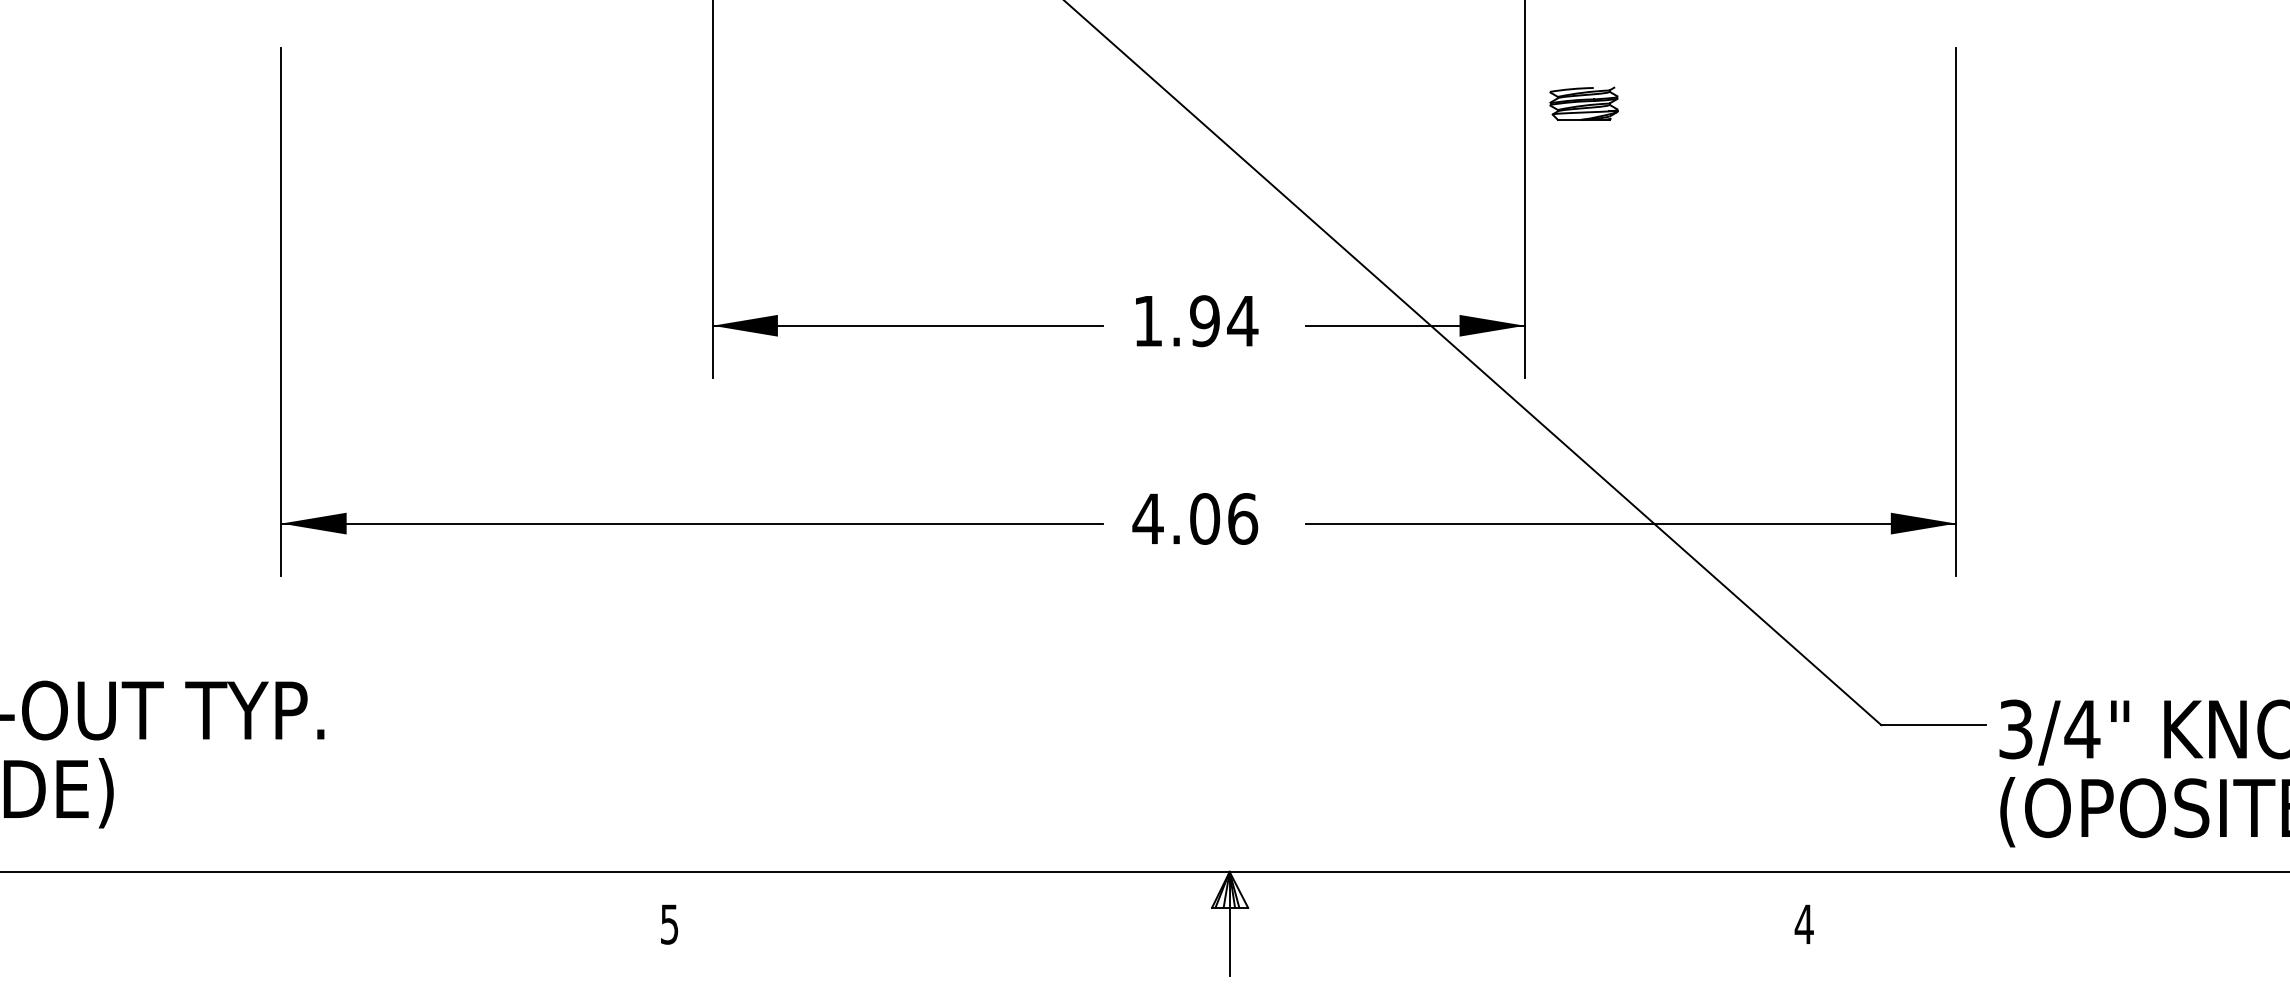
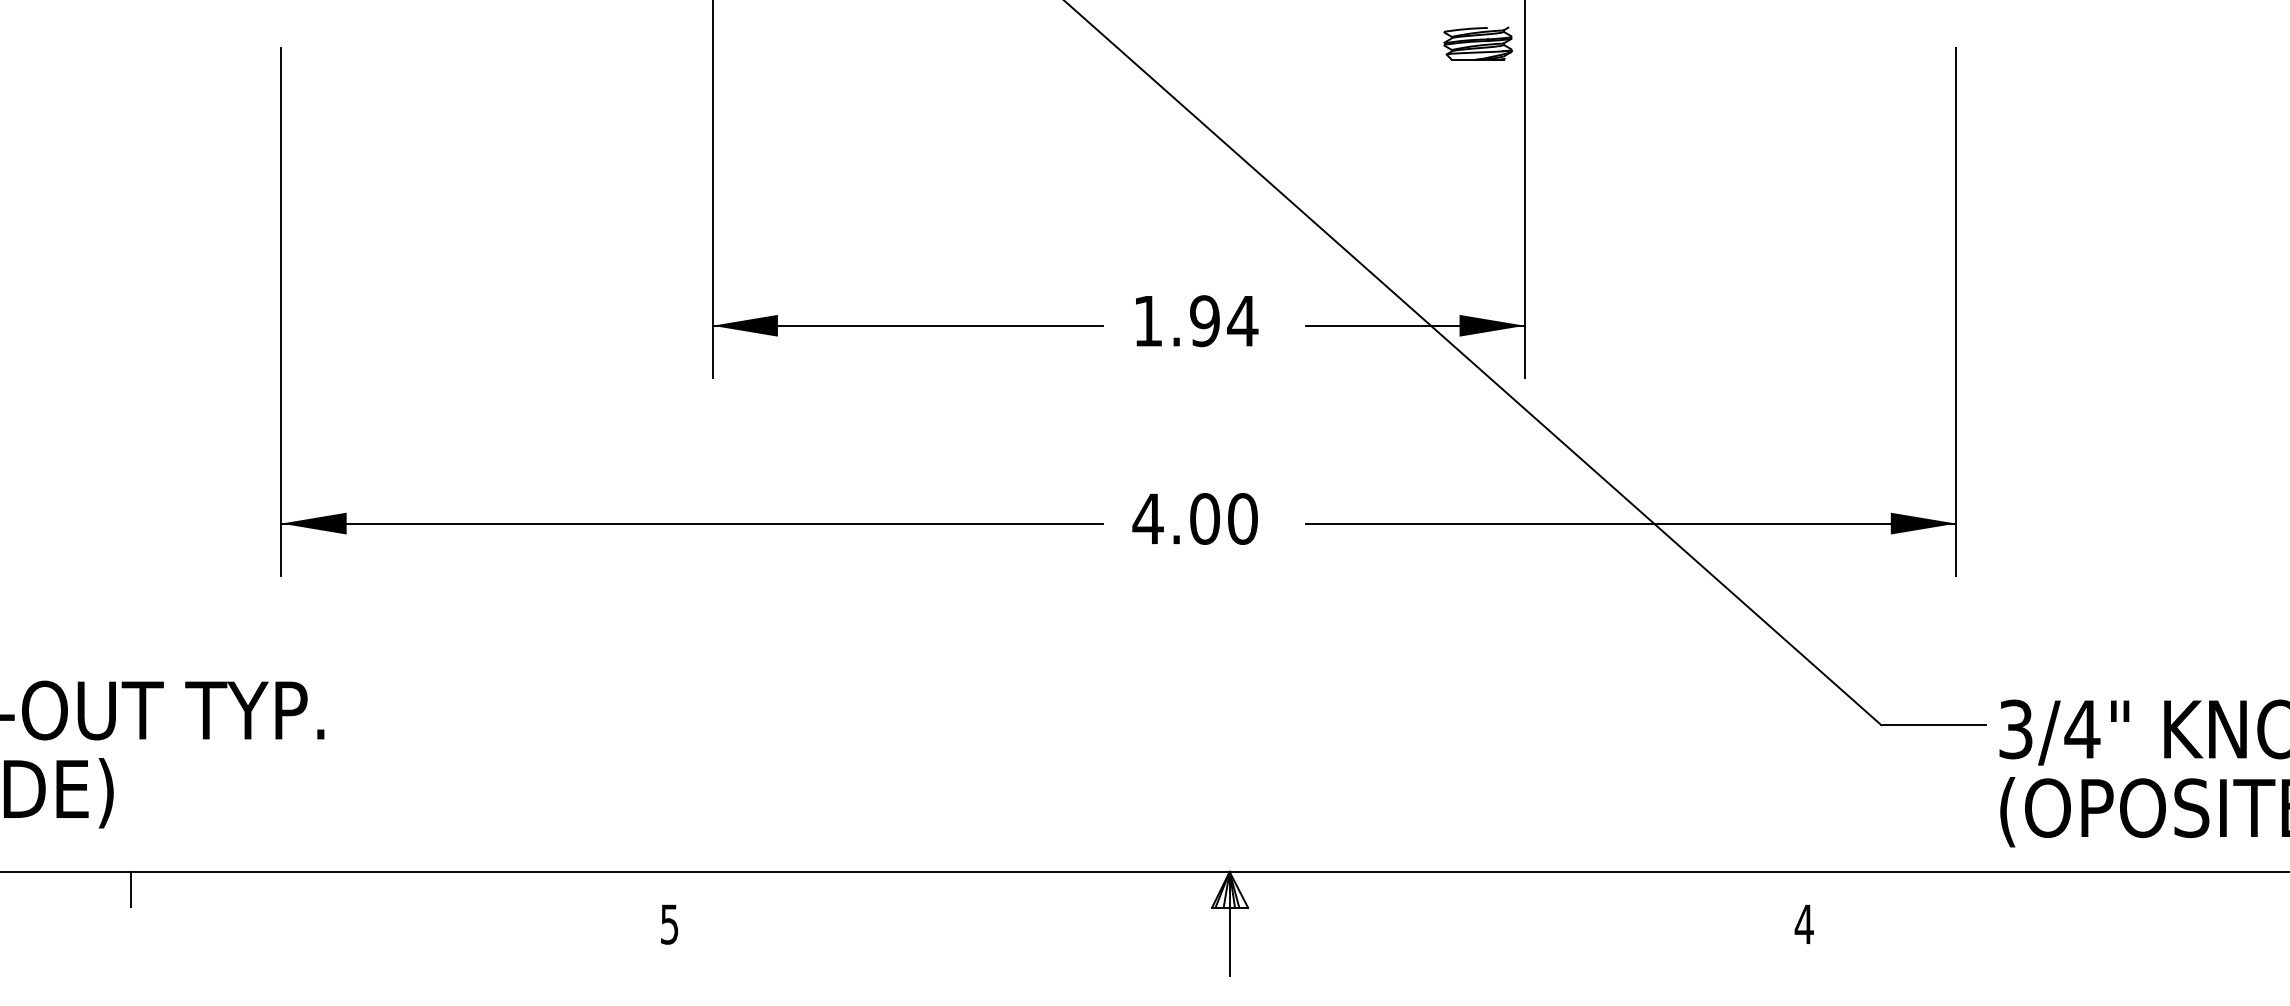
part position: (1583, 103) -> (1477, 43) (1477, 43)
text: 4.06 -> 4.00 (1243, 518)
line: none -> present (130, 889)
